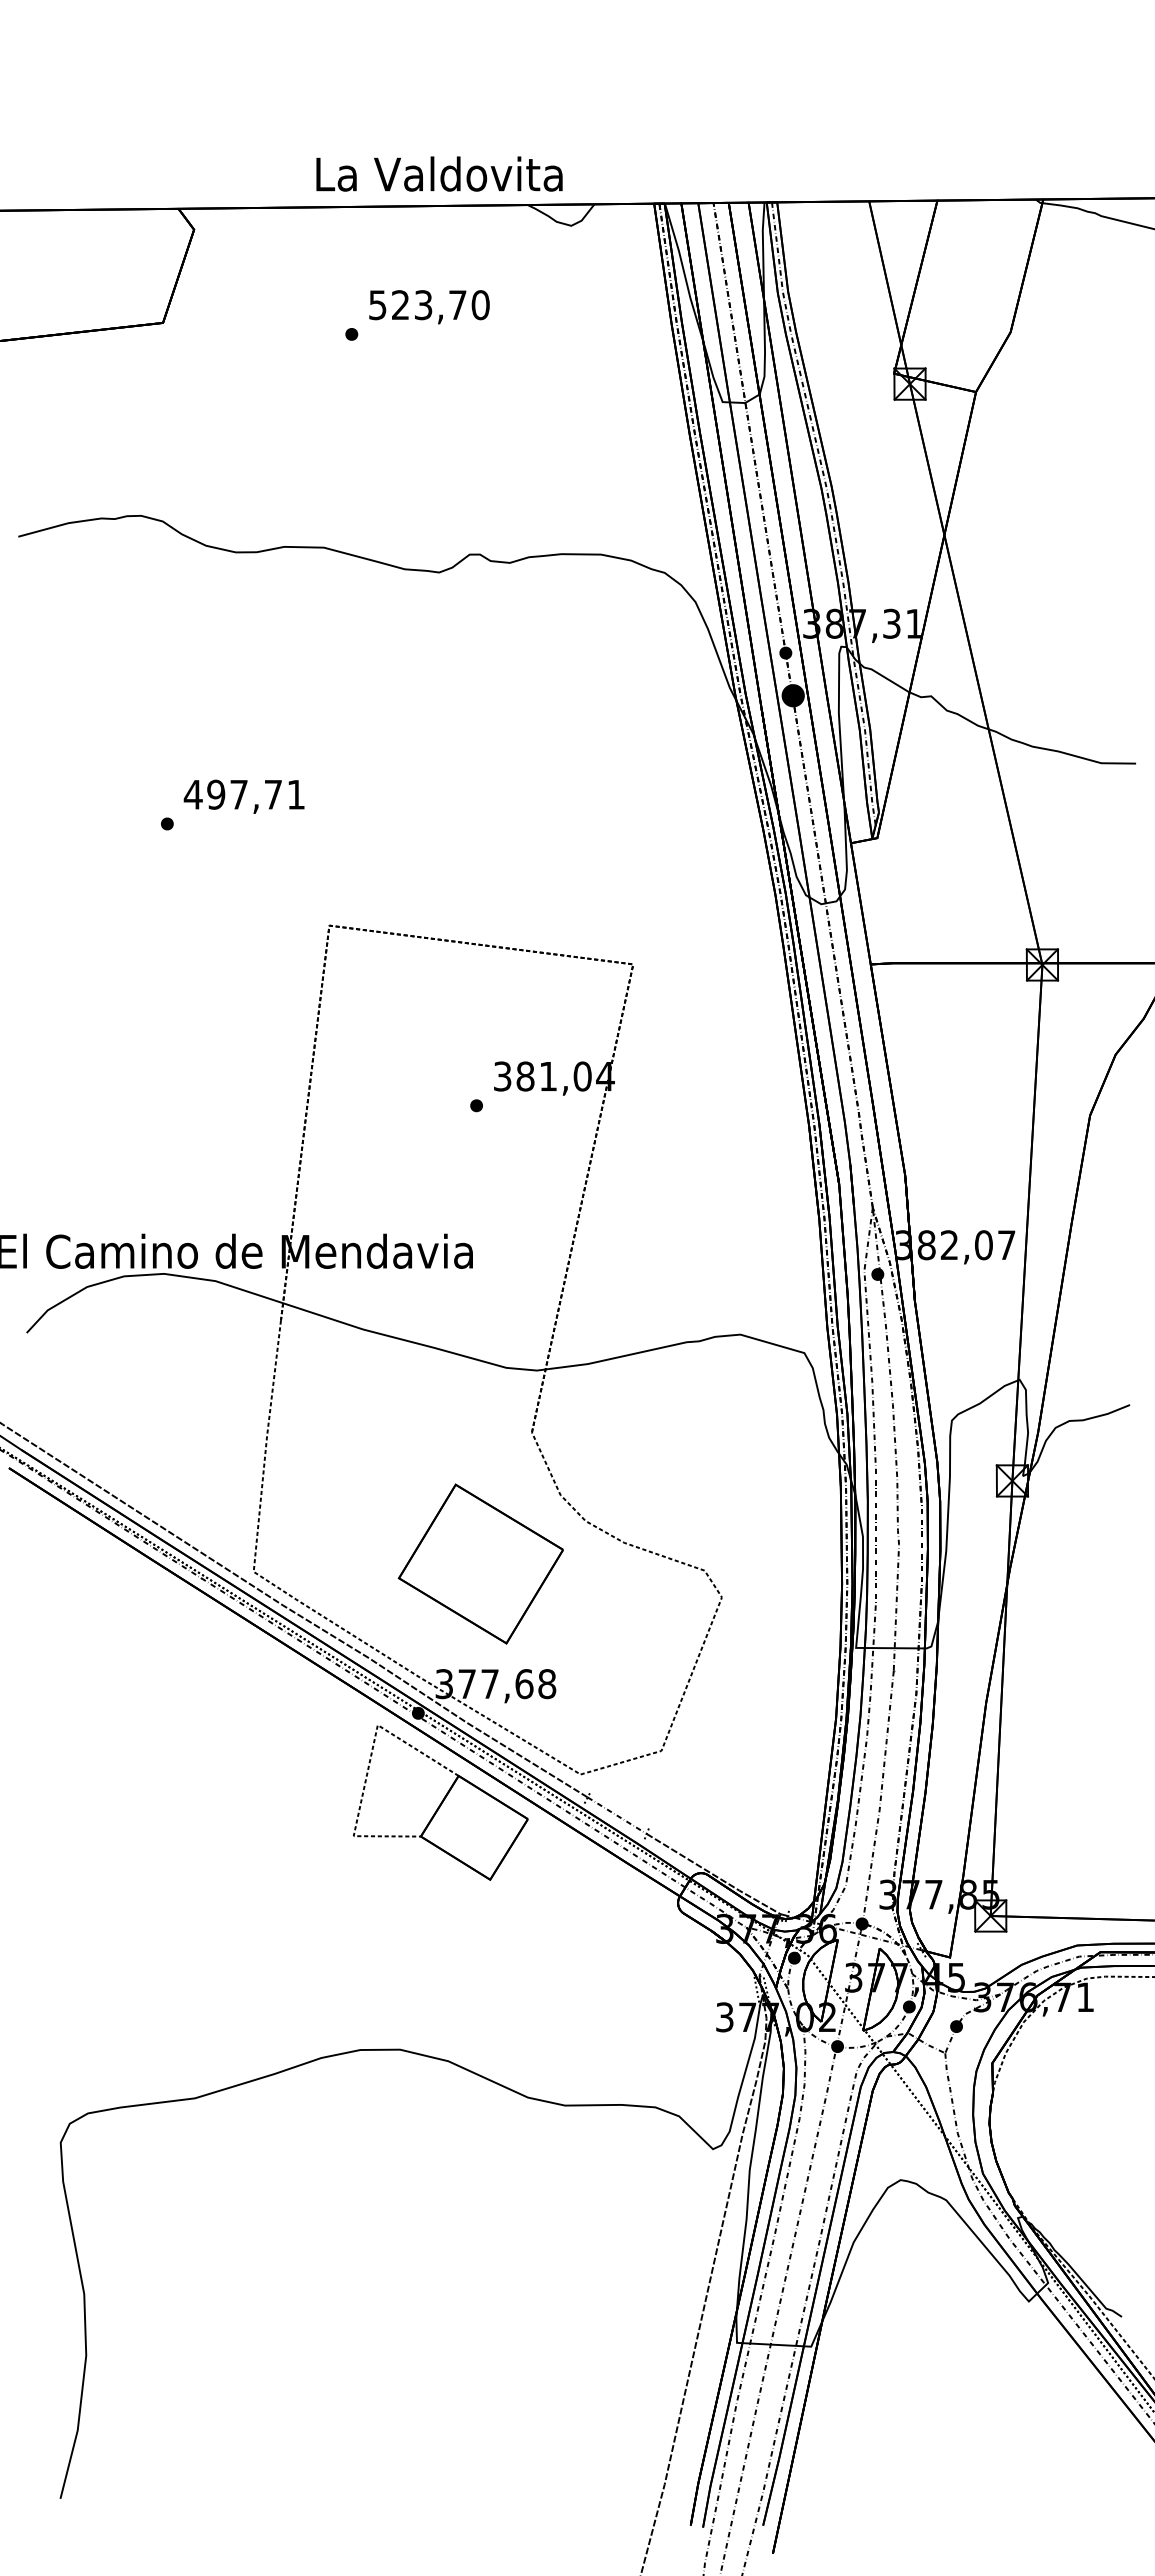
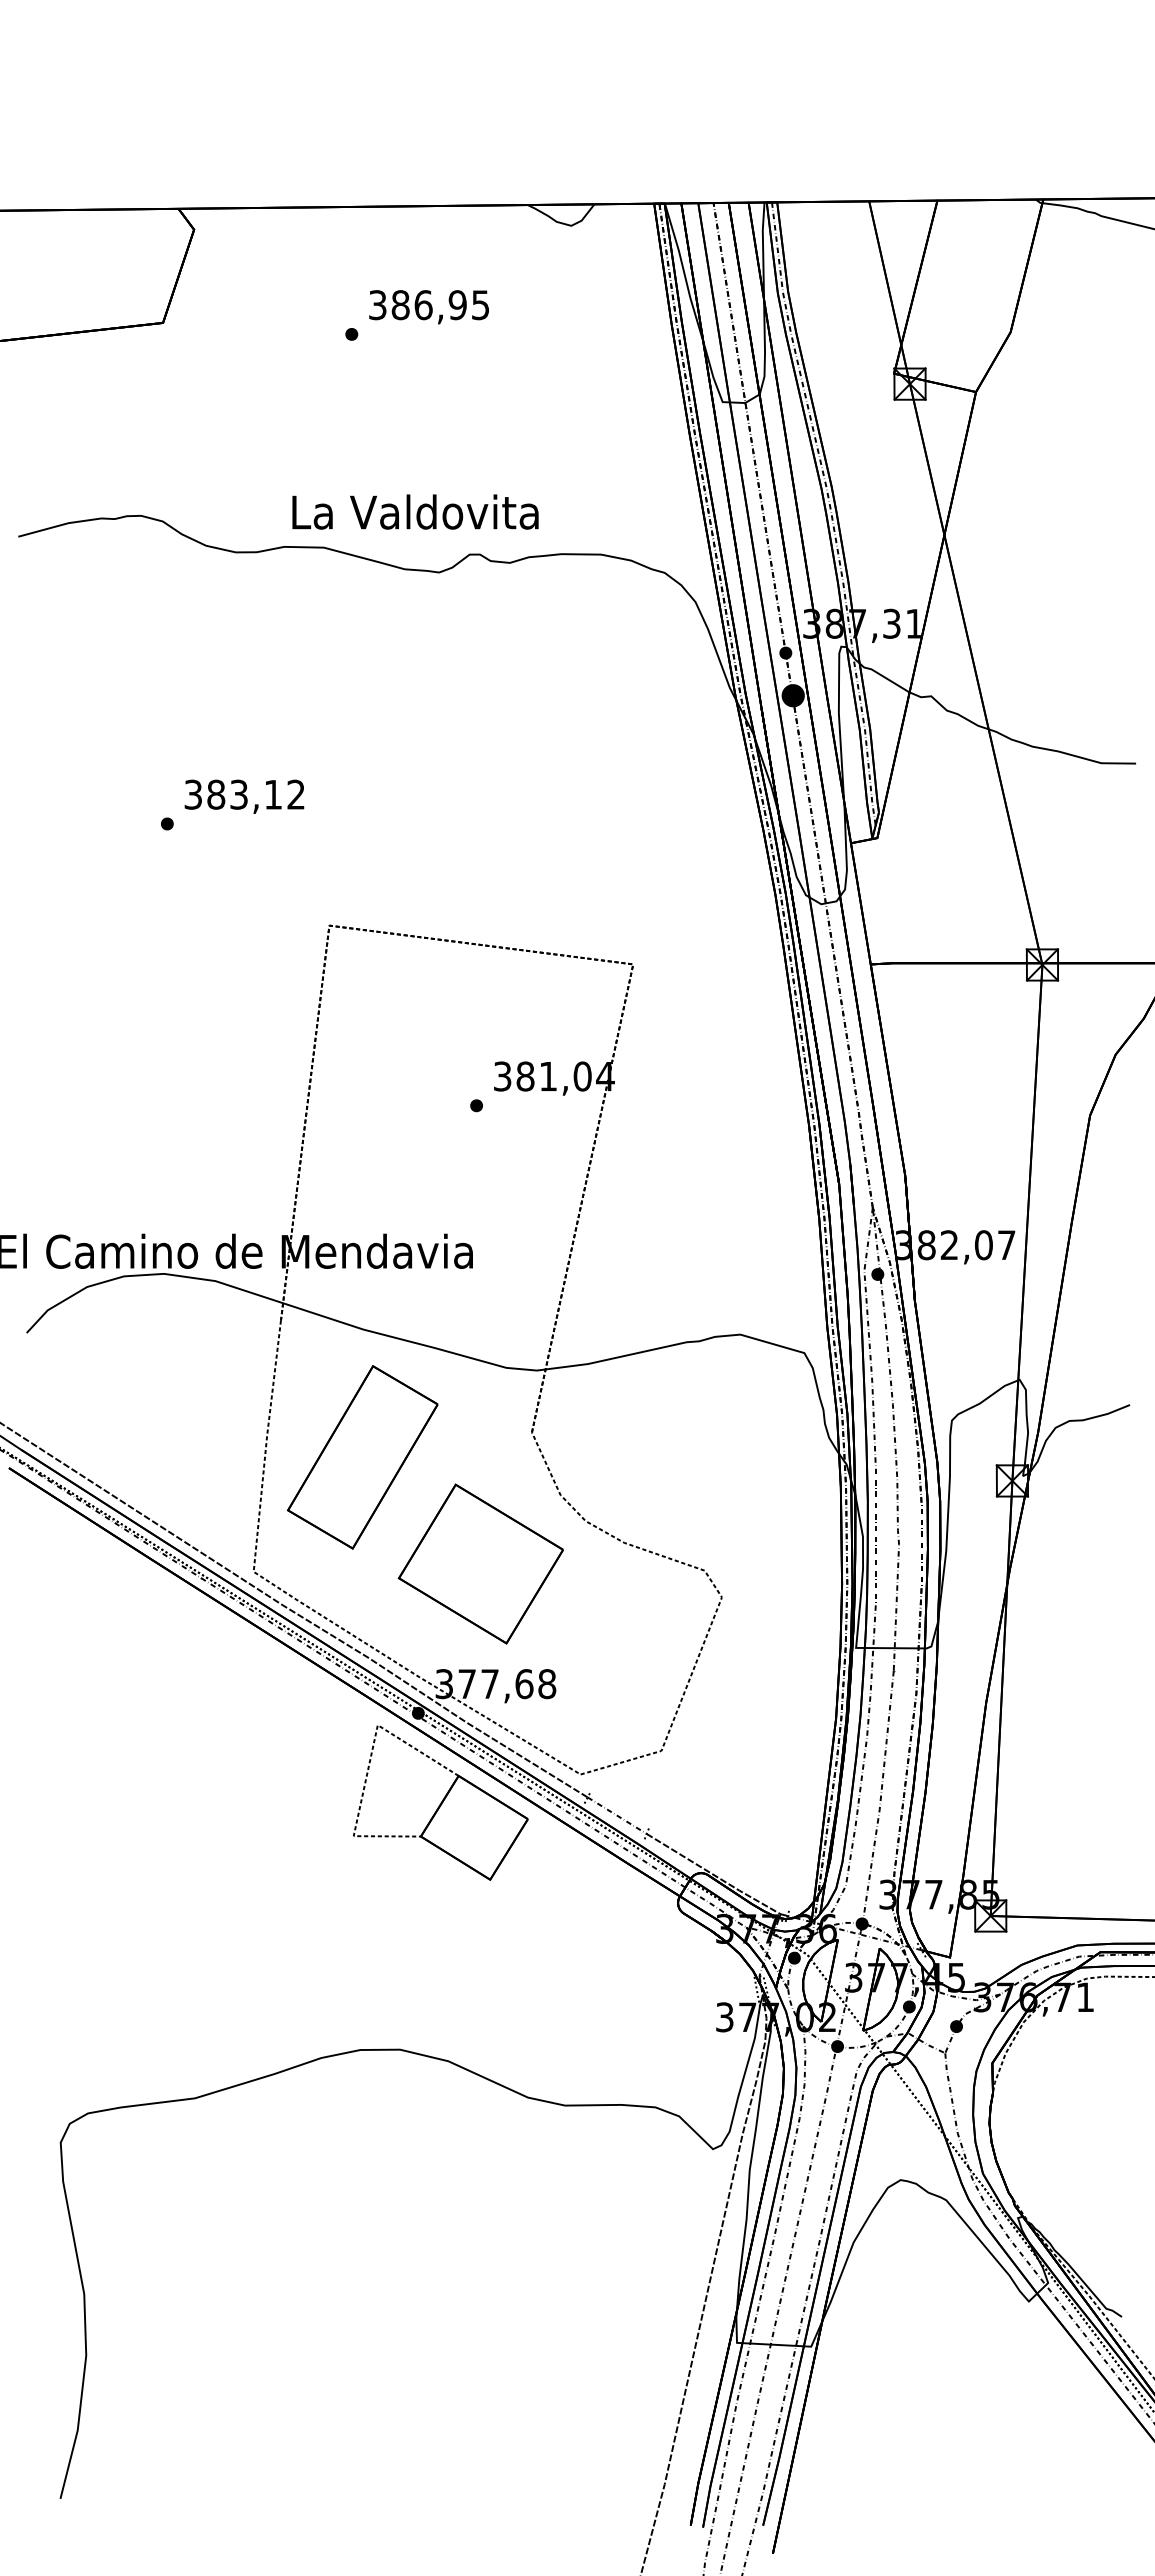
text position: (439, 173) -> (415, 511) (415, 511)
text: 523,70 -> 386,95 (429, 305)
text: 497,71 -> 383,12 (243, 794)
part: none -> present (362, 1457)
